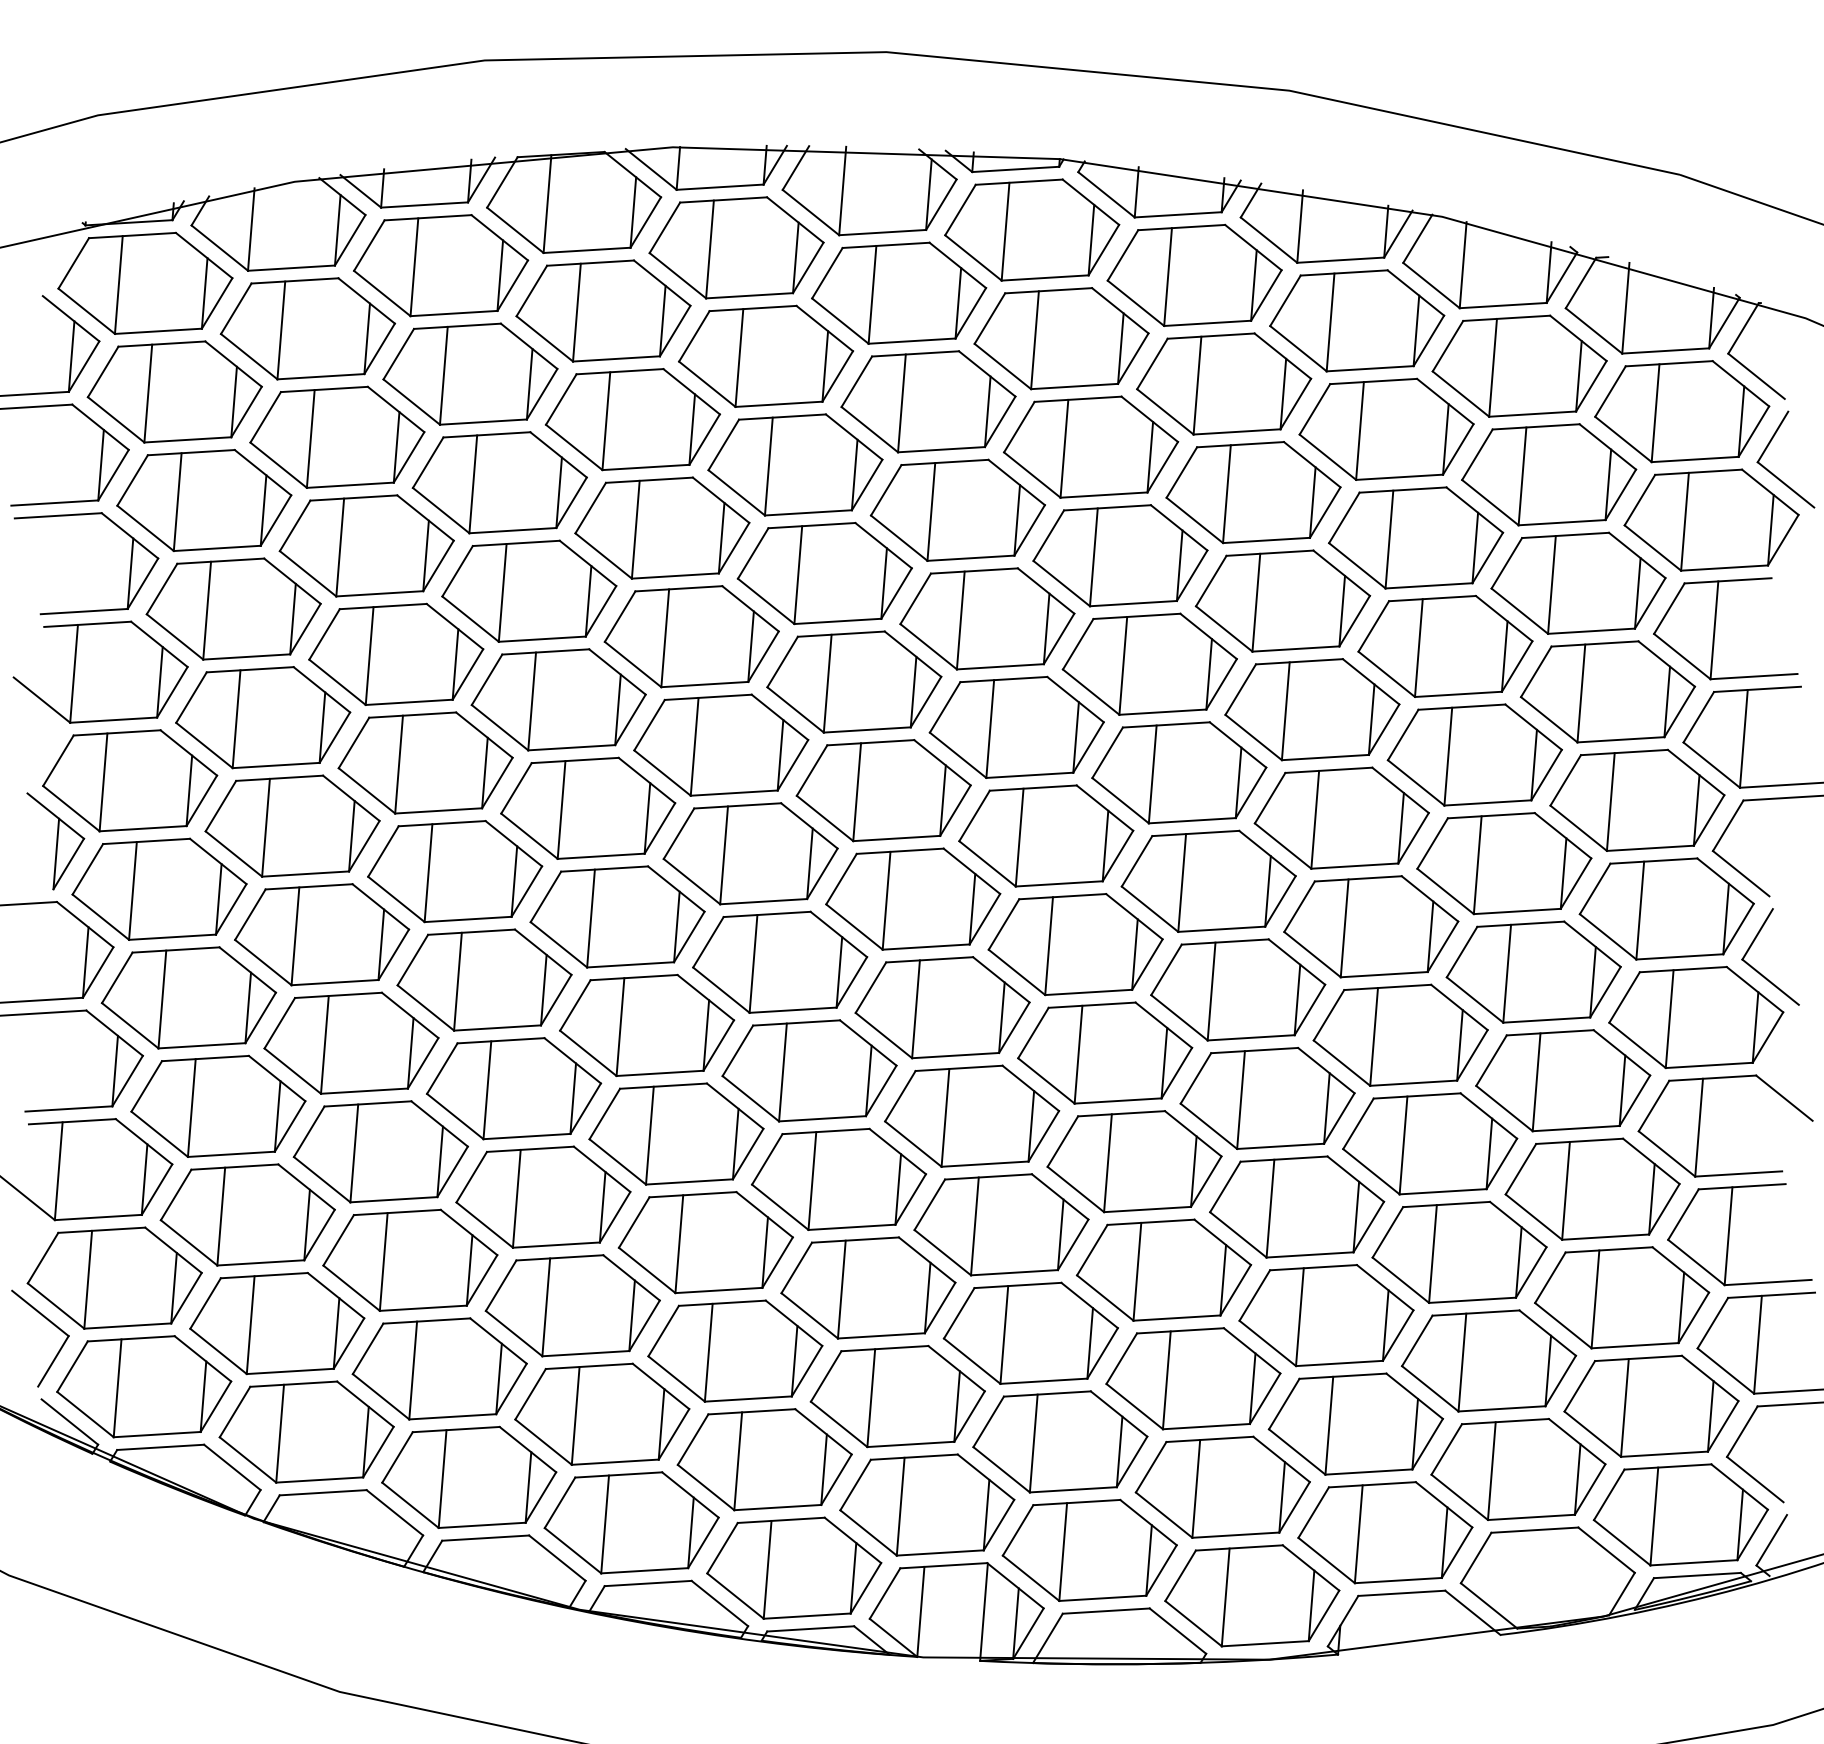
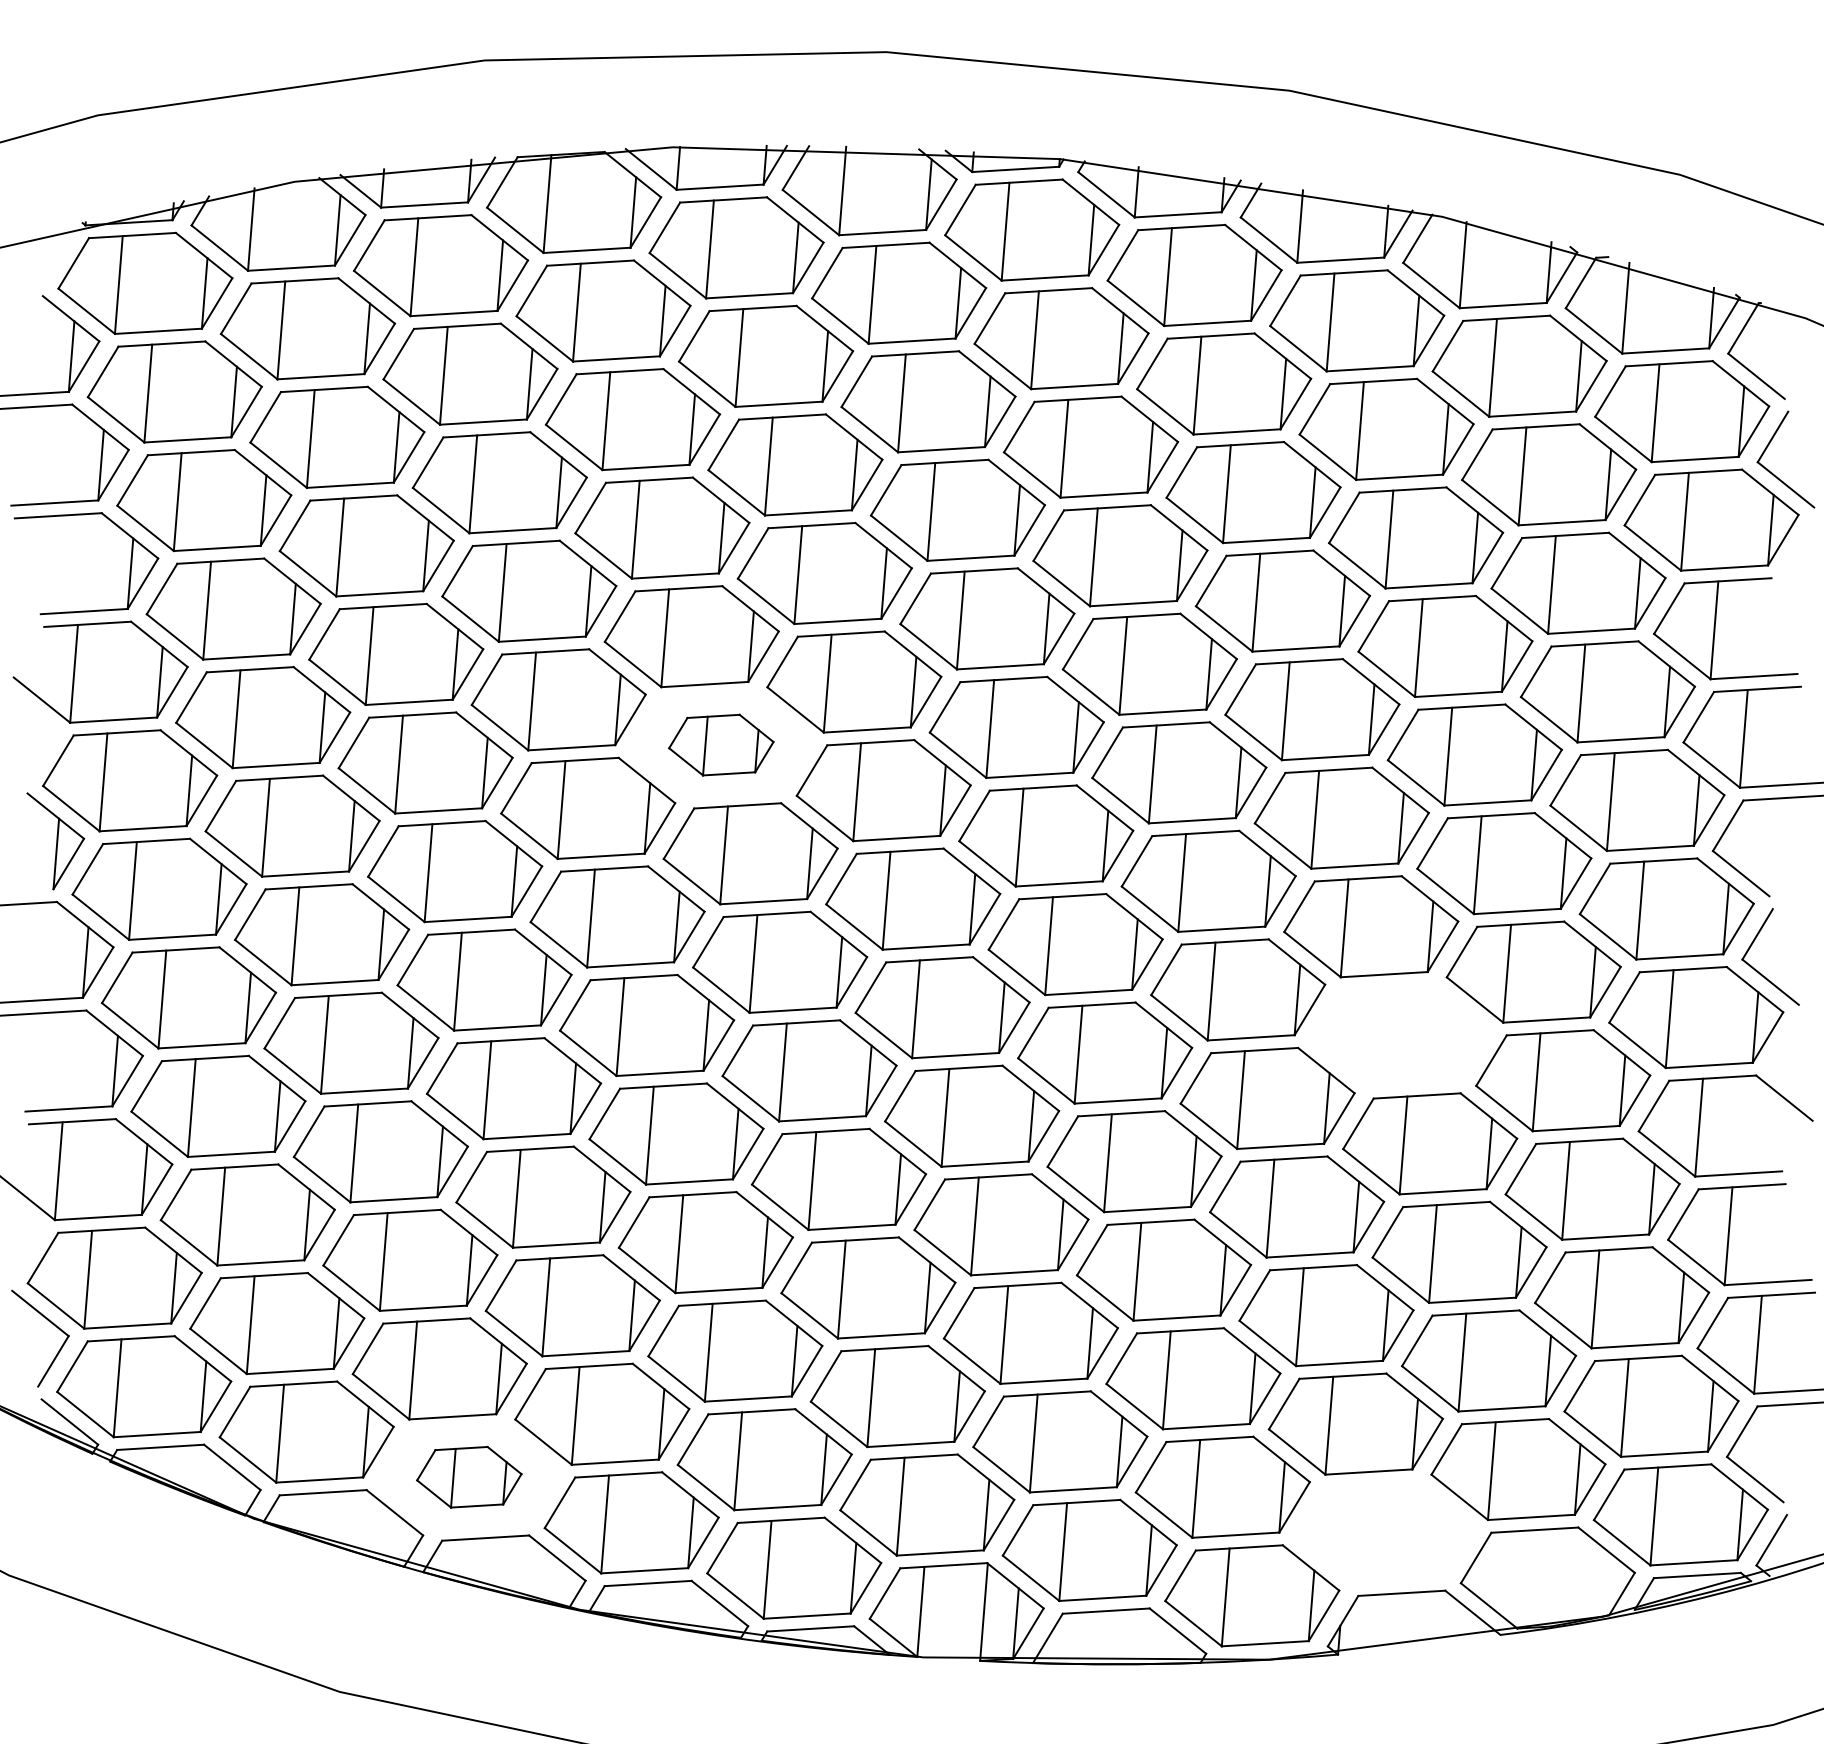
part size: 177x104 px -> 107x64 px (721, 744)
part: present -> none (1400, 1034)
part size: 177x104 px -> 107x64 px (469, 1476)
part: present -> none (1385, 1532)
